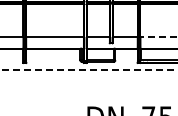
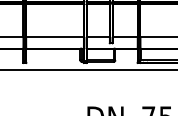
line: dashed -> solid (158, 36)
line: dashed -> solid (88, 69)
